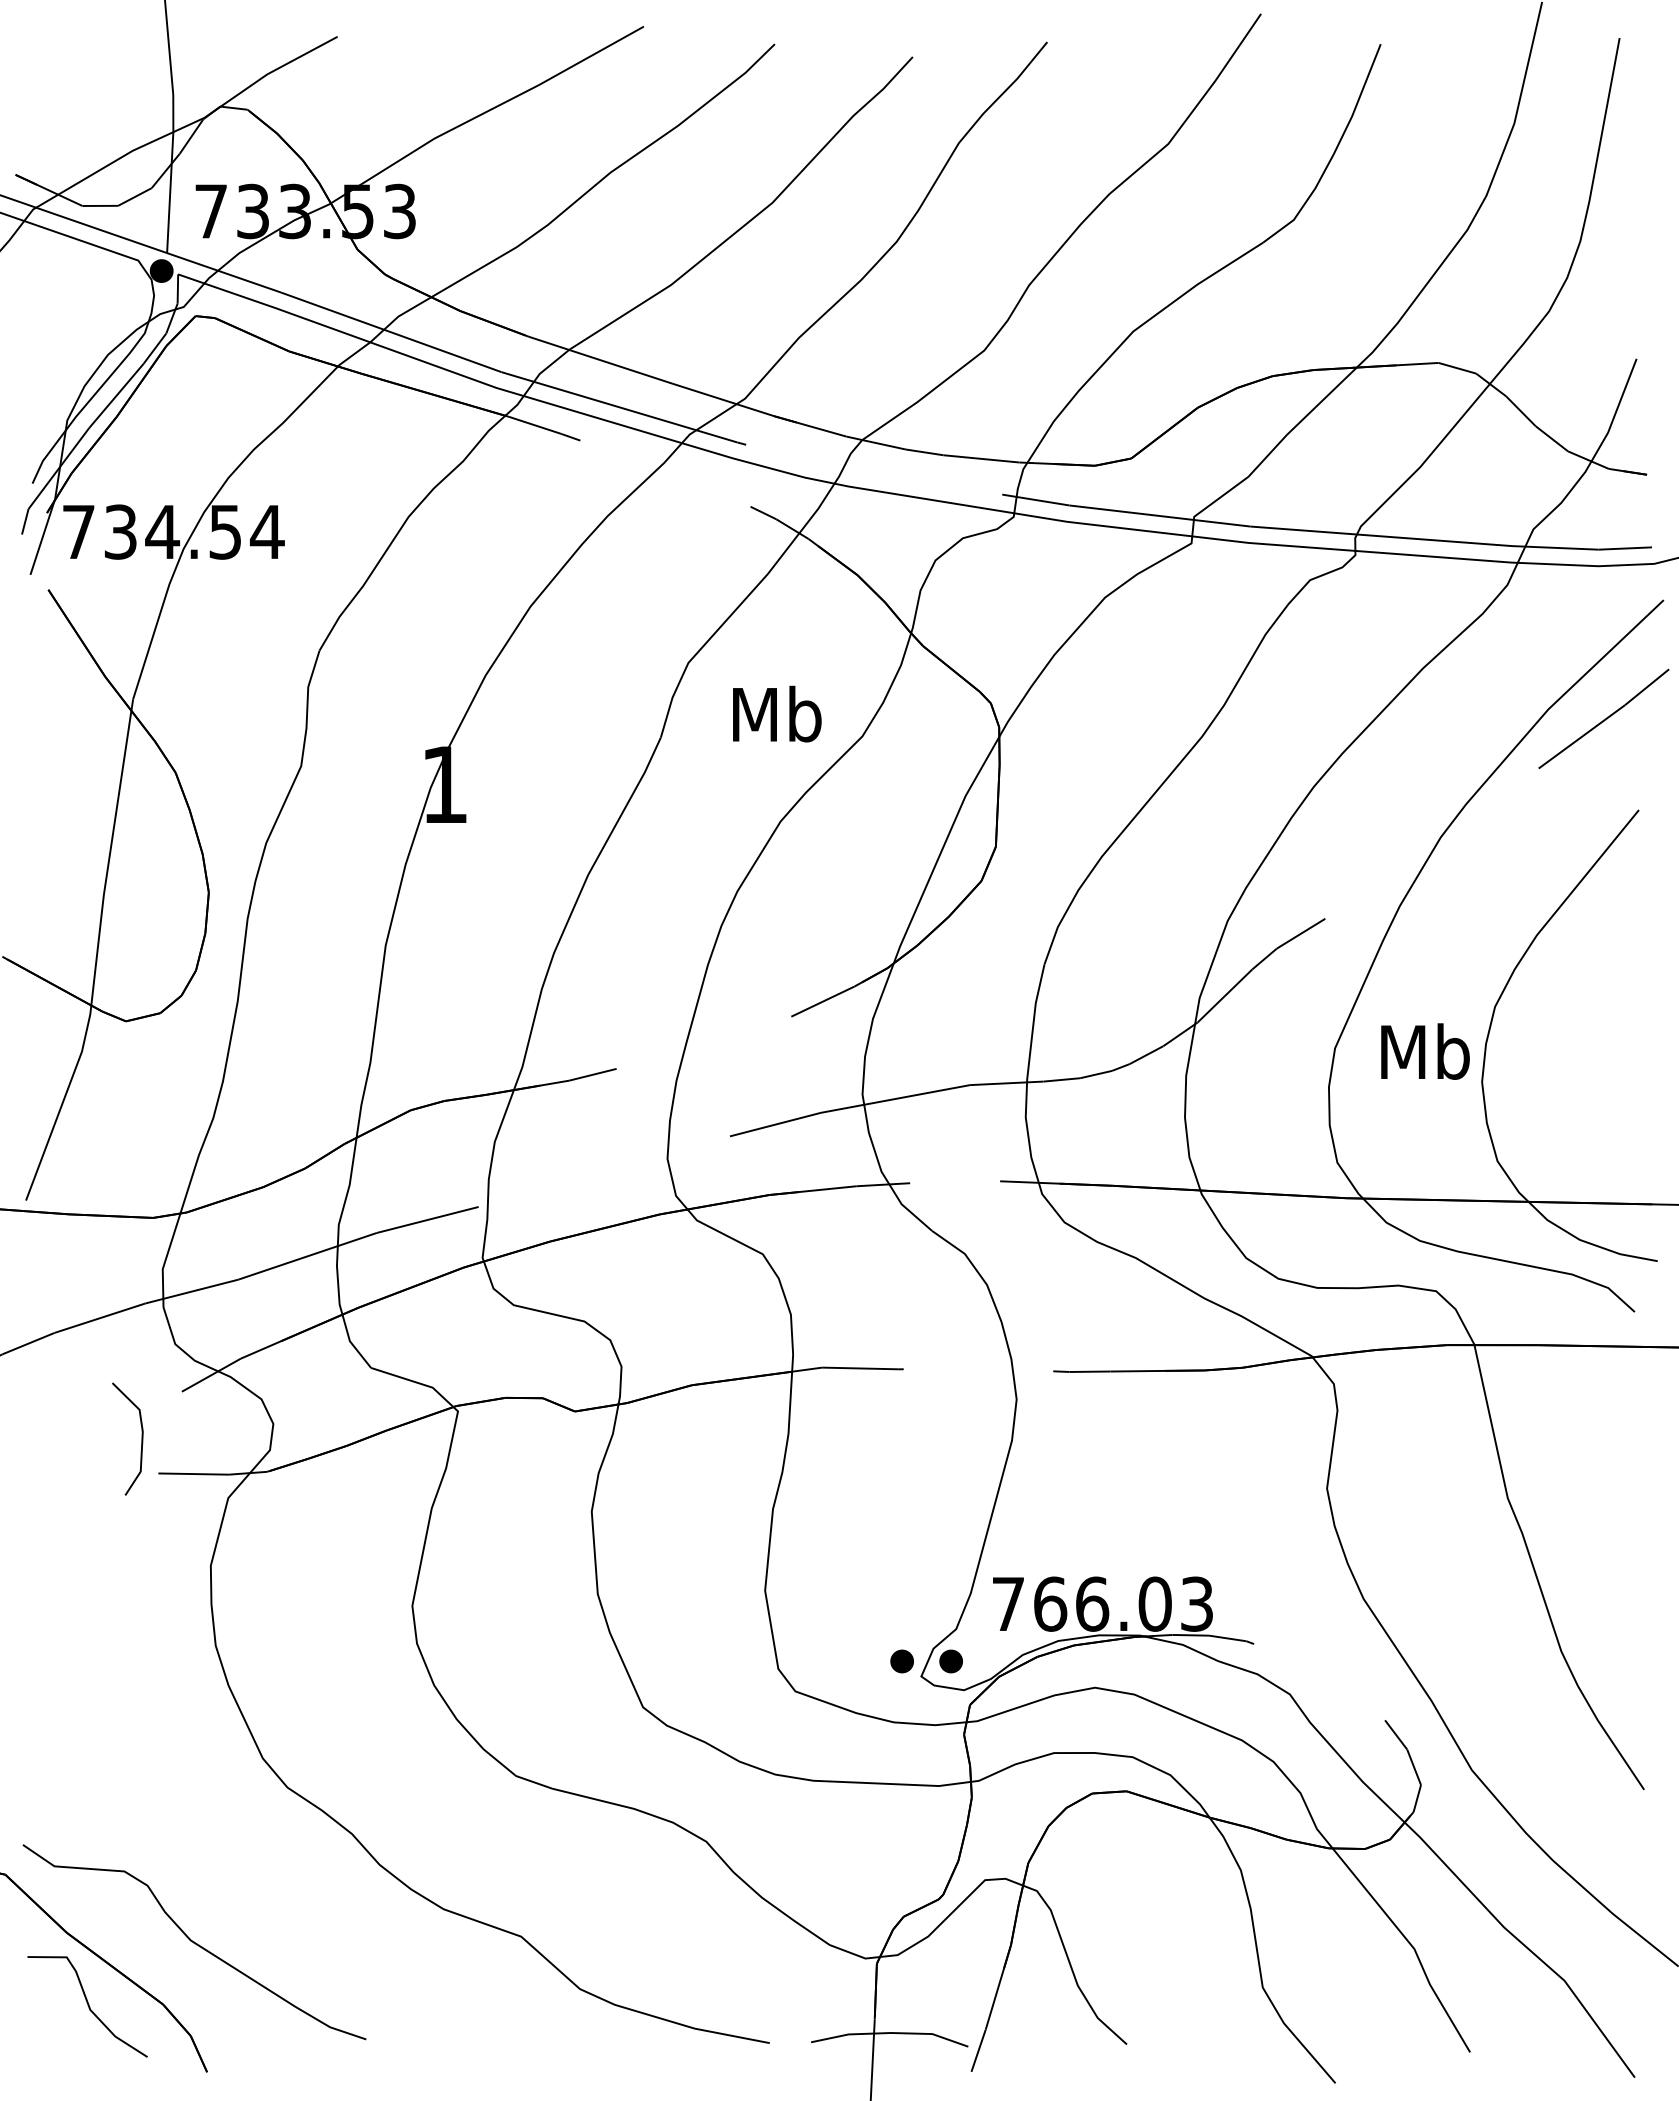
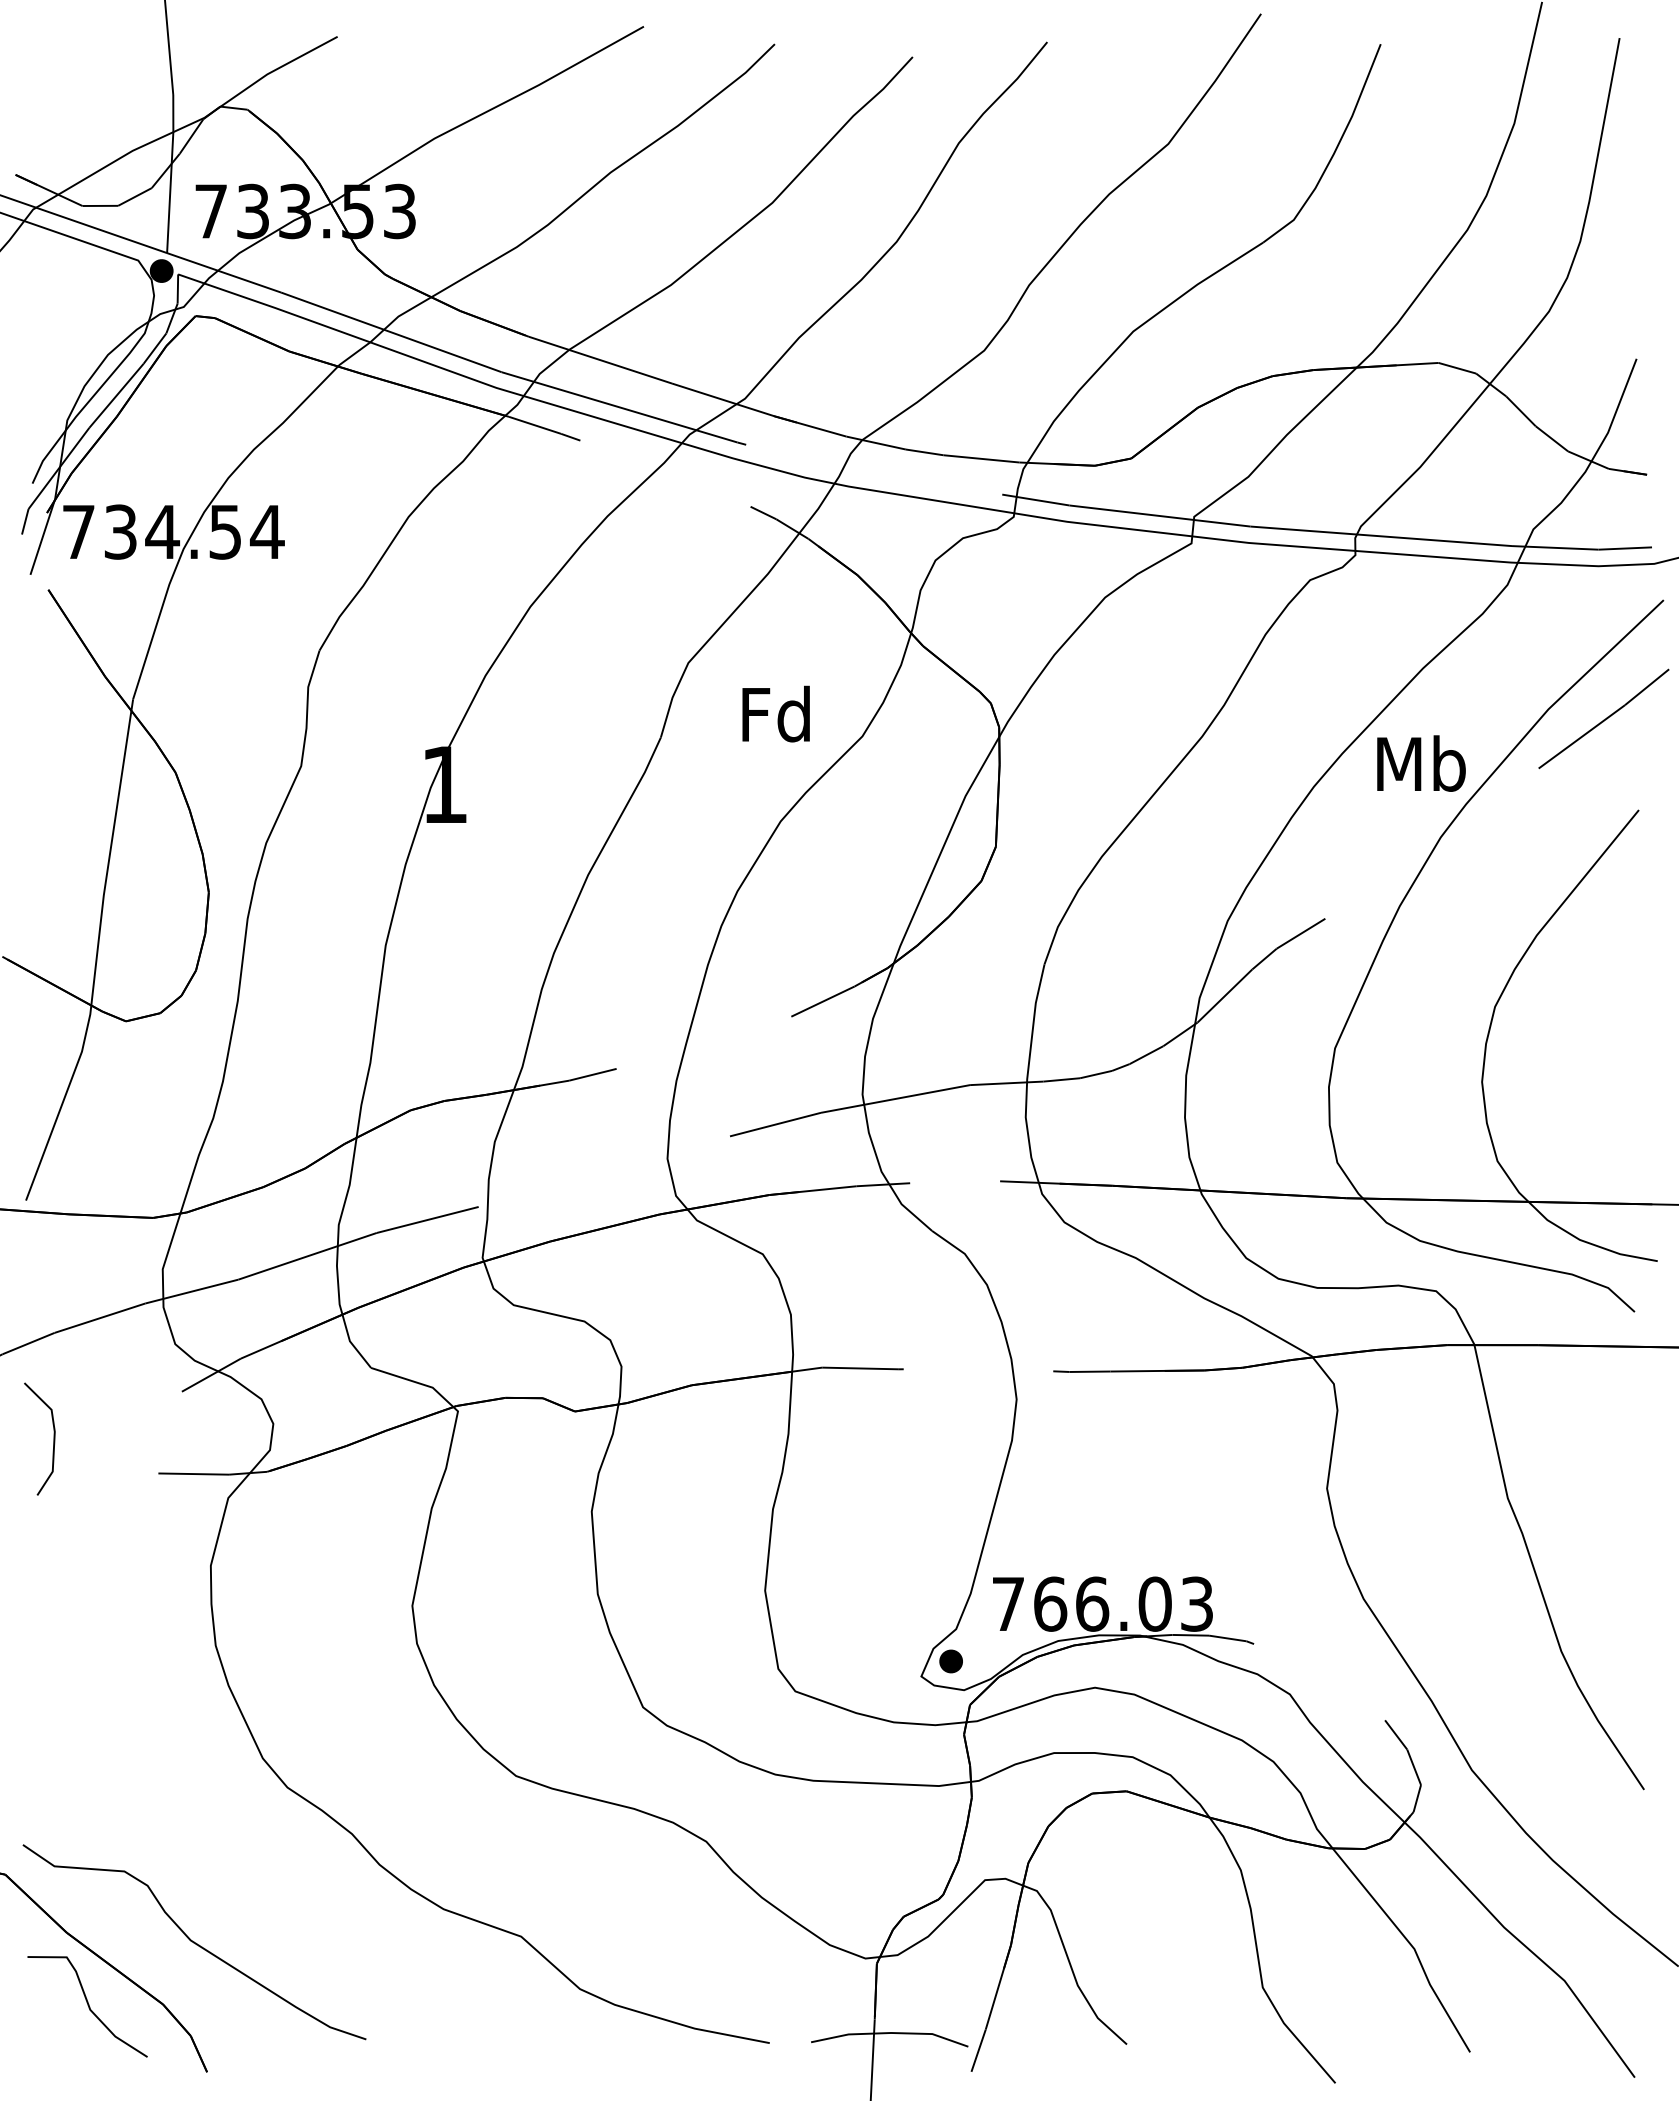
text: Mb -> Fd (777, 713)
text position: (1425, 1051) -> (1421, 763) (1421, 763)
line position: (141, 1438) -> (53, 1438) (53, 1438)
part: present -> none (901, 1661)
